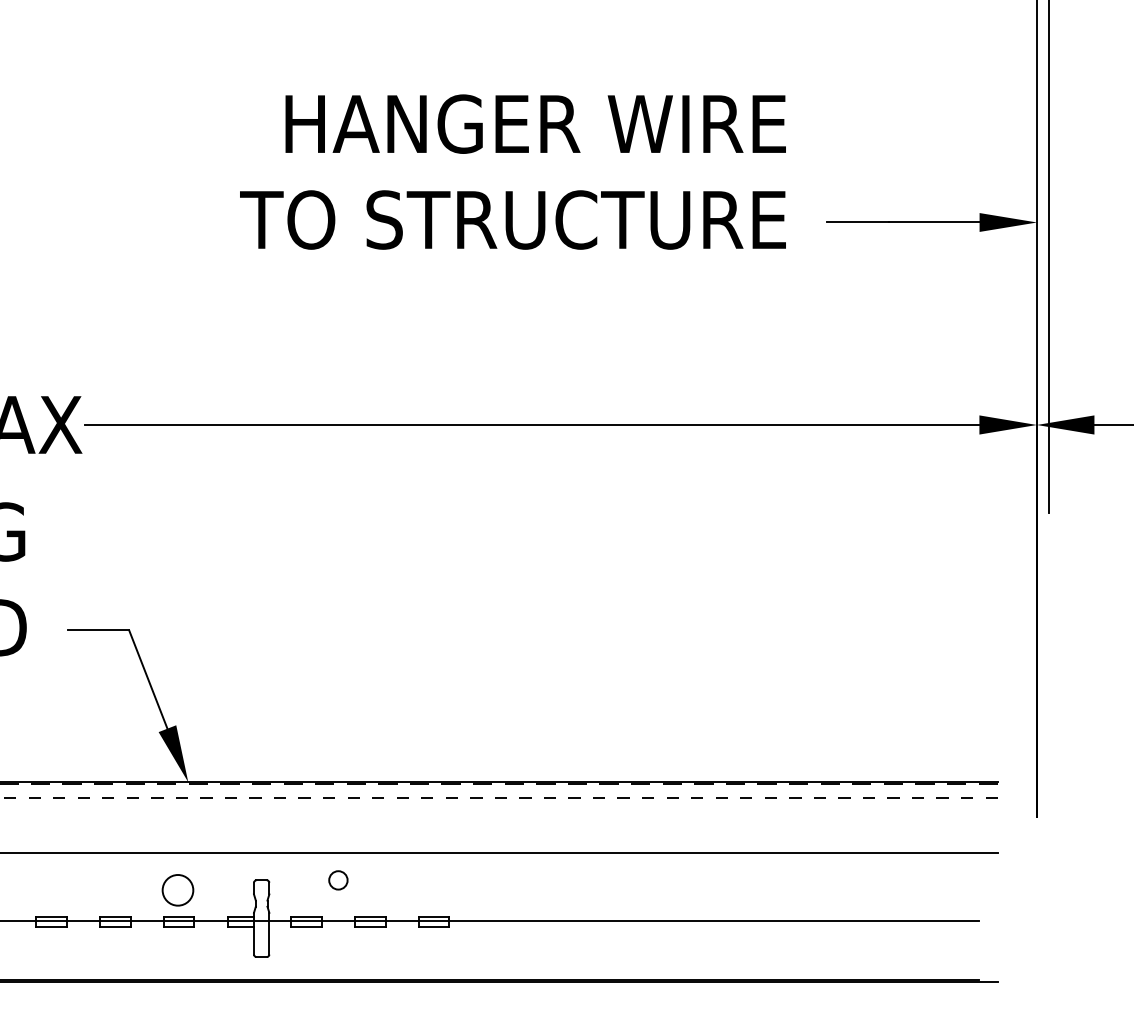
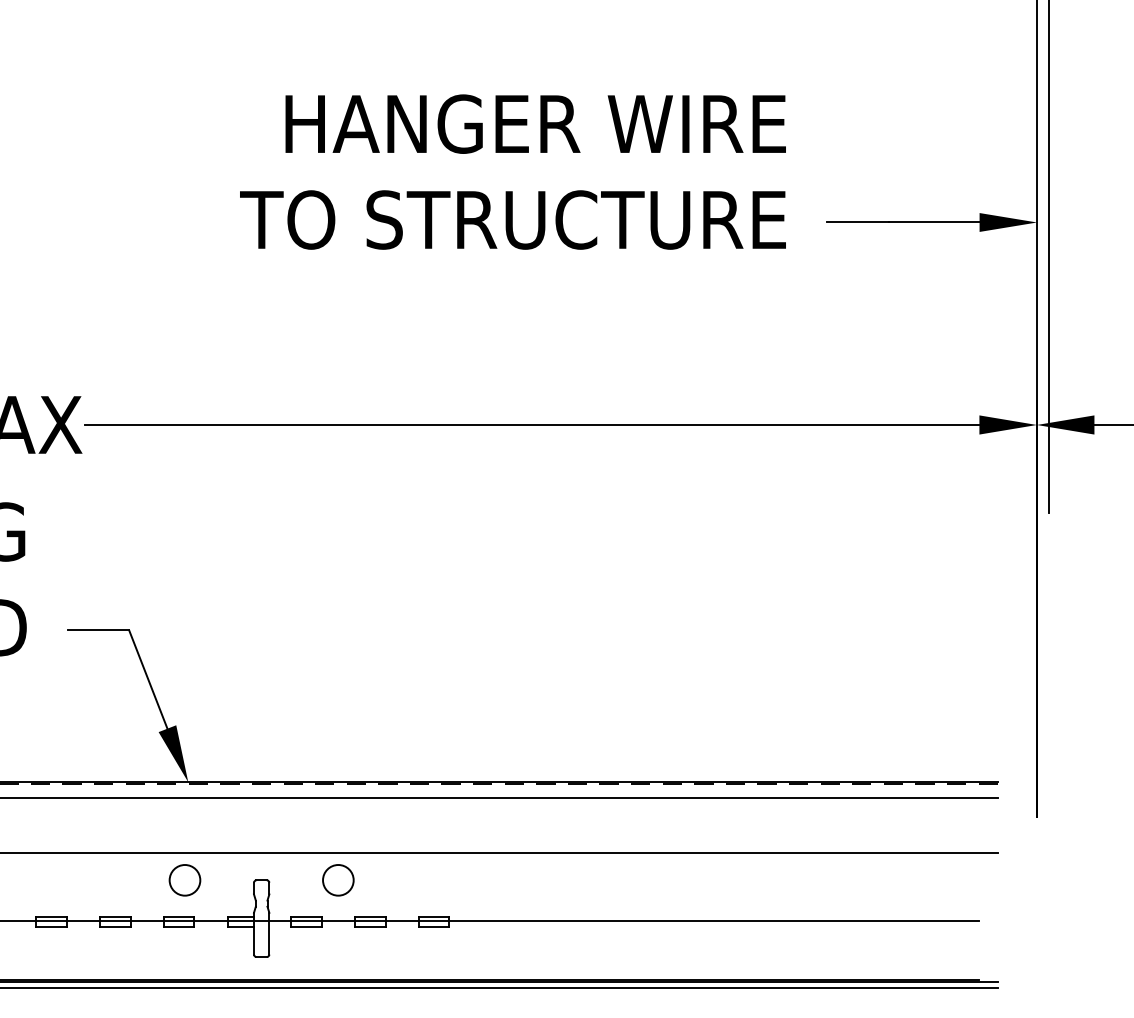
line: dashed -> solid (498, 797)
circle size: 21x21 px -> 33x33 px (338, 880)
circle position: (177, 890) -> (184, 880) (184, 880)
line: none -> present (499, 987)
